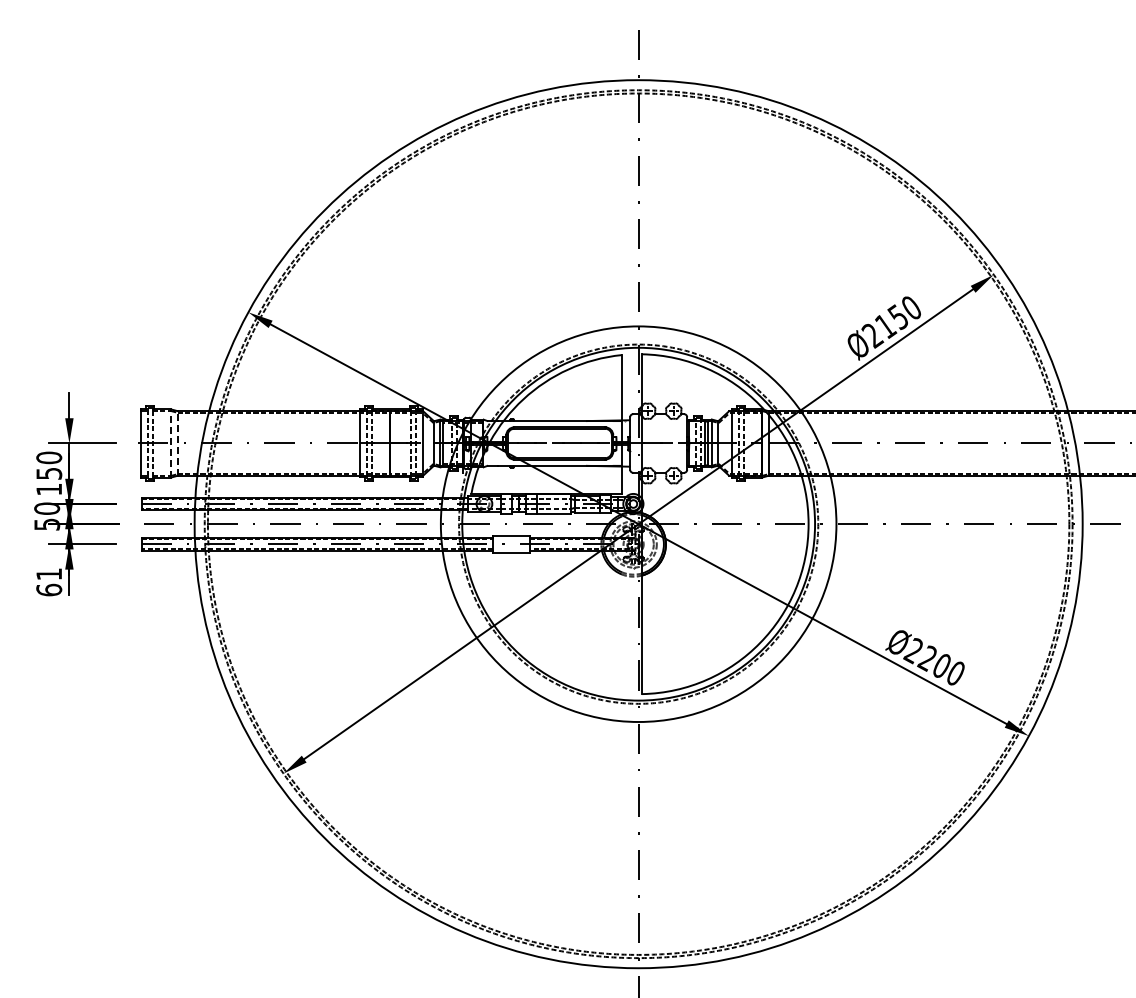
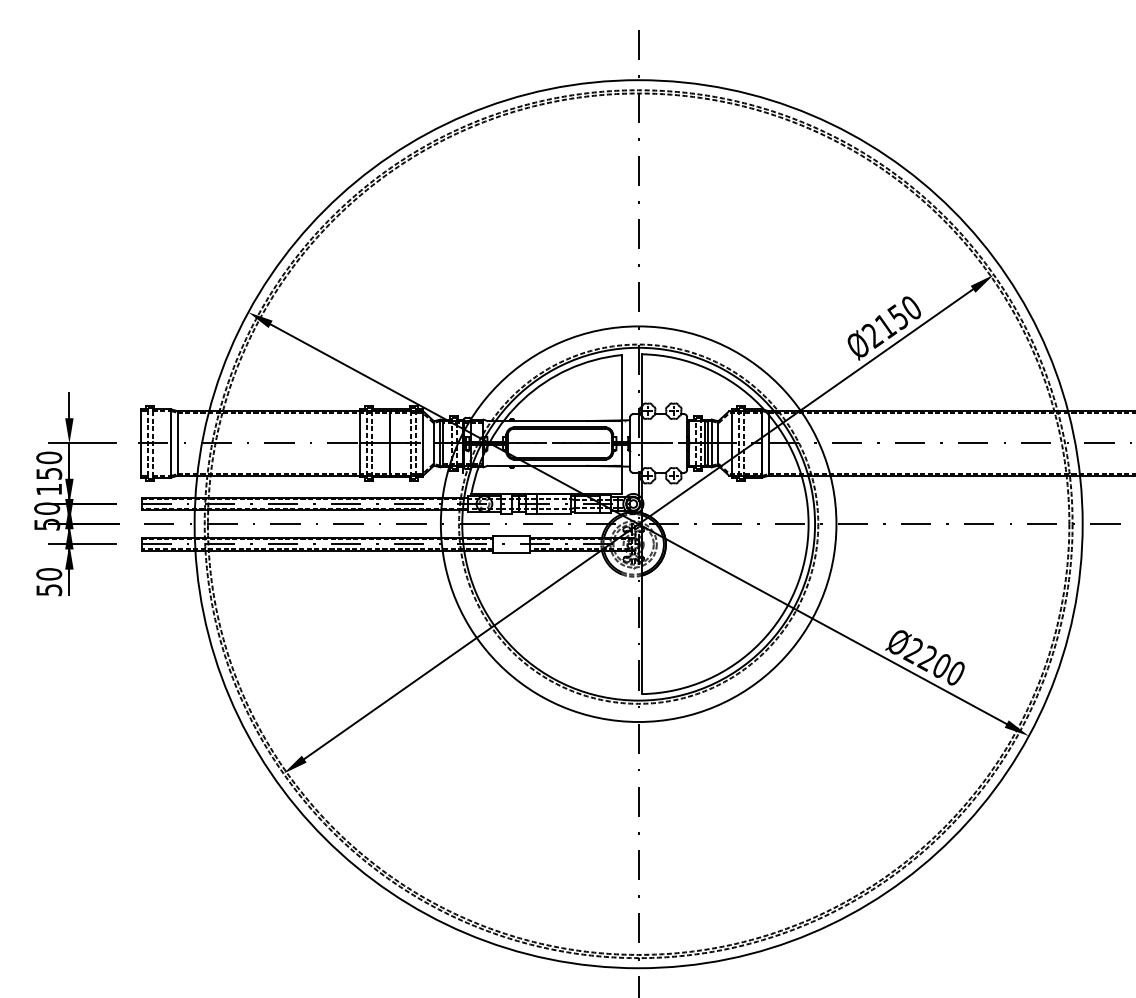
line: dashed -> solid (177, 442)
line: dashed -> solid (171, 443)
text: 61 -> 50 (49, 582)
